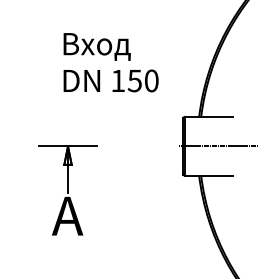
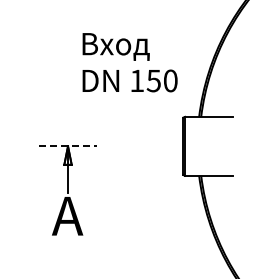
text position: (110, 62) -> (129, 62) (129, 62)
line: solid -> dashed (68, 146)
line: present -> none (216, 146)
